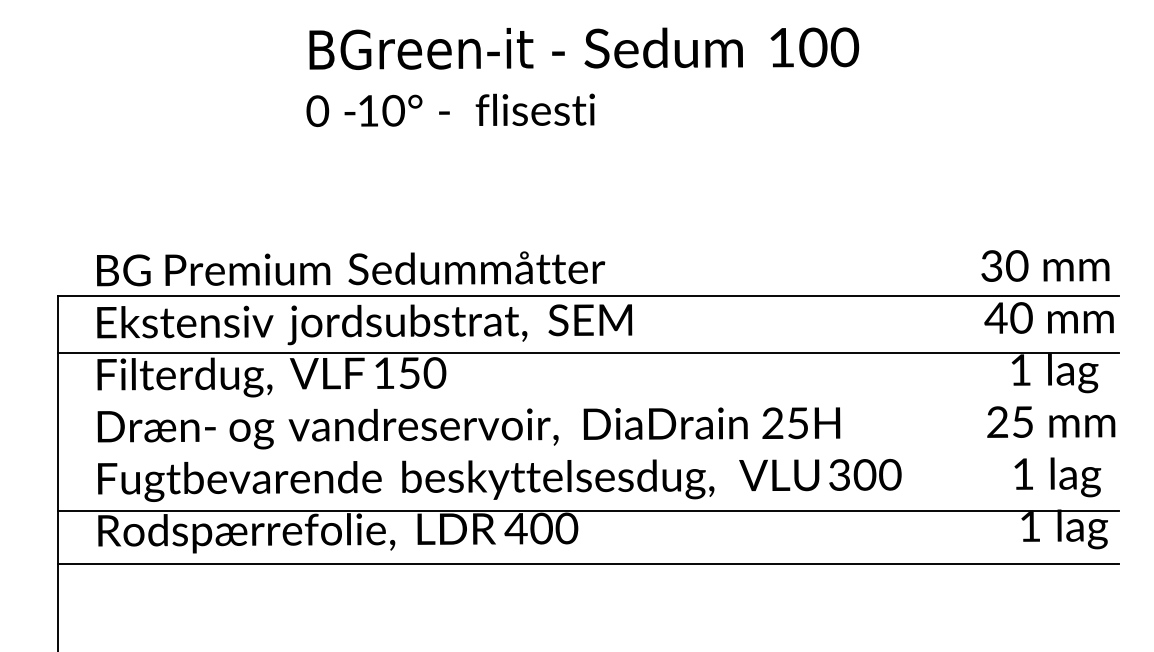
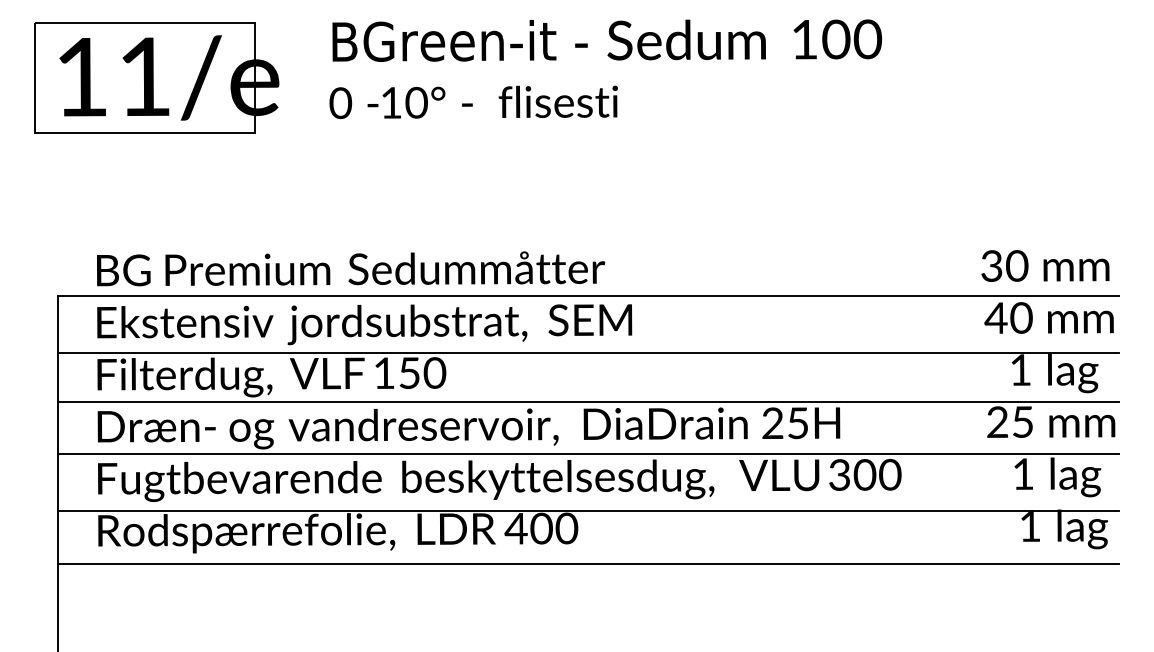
text position: (582, 76) -> (605, 68) (605, 68)
part: none -> present (156, 77)
line: none -> present (588, 401)
line: none -> present (588, 453)
